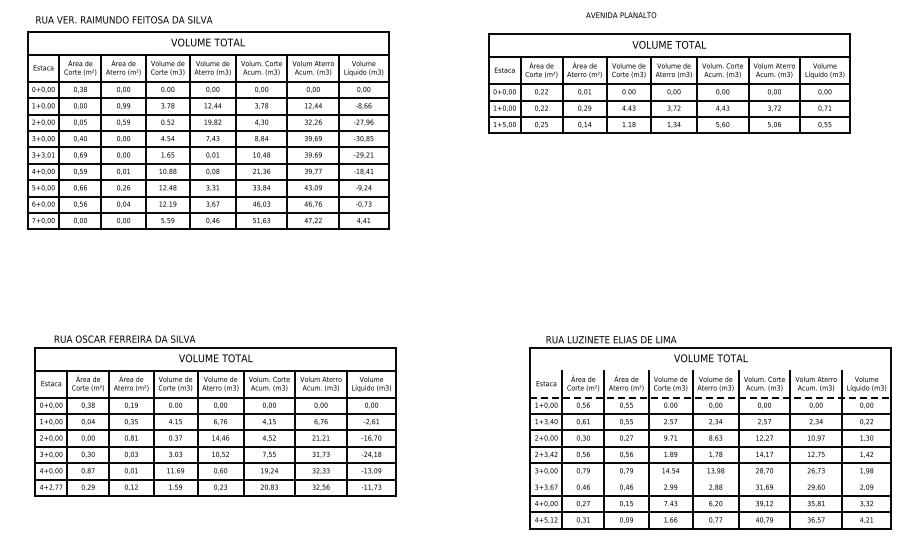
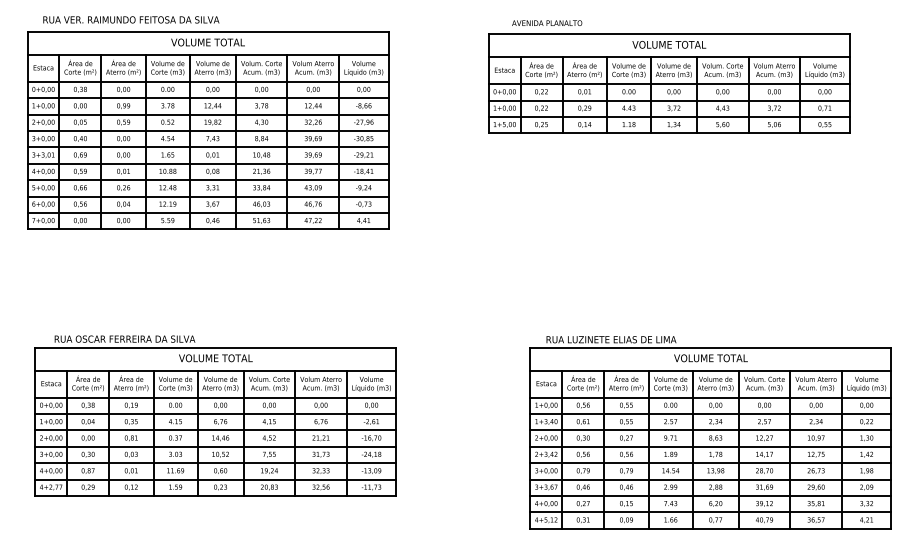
text position: (621, 14) -> (547, 22) (547, 22)
text position: (124, 19) -> (131, 19) (131, 19)
line: none -> present (710, 370)
line: dashed -> solid (711, 397)
line: none -> present (710, 479)
